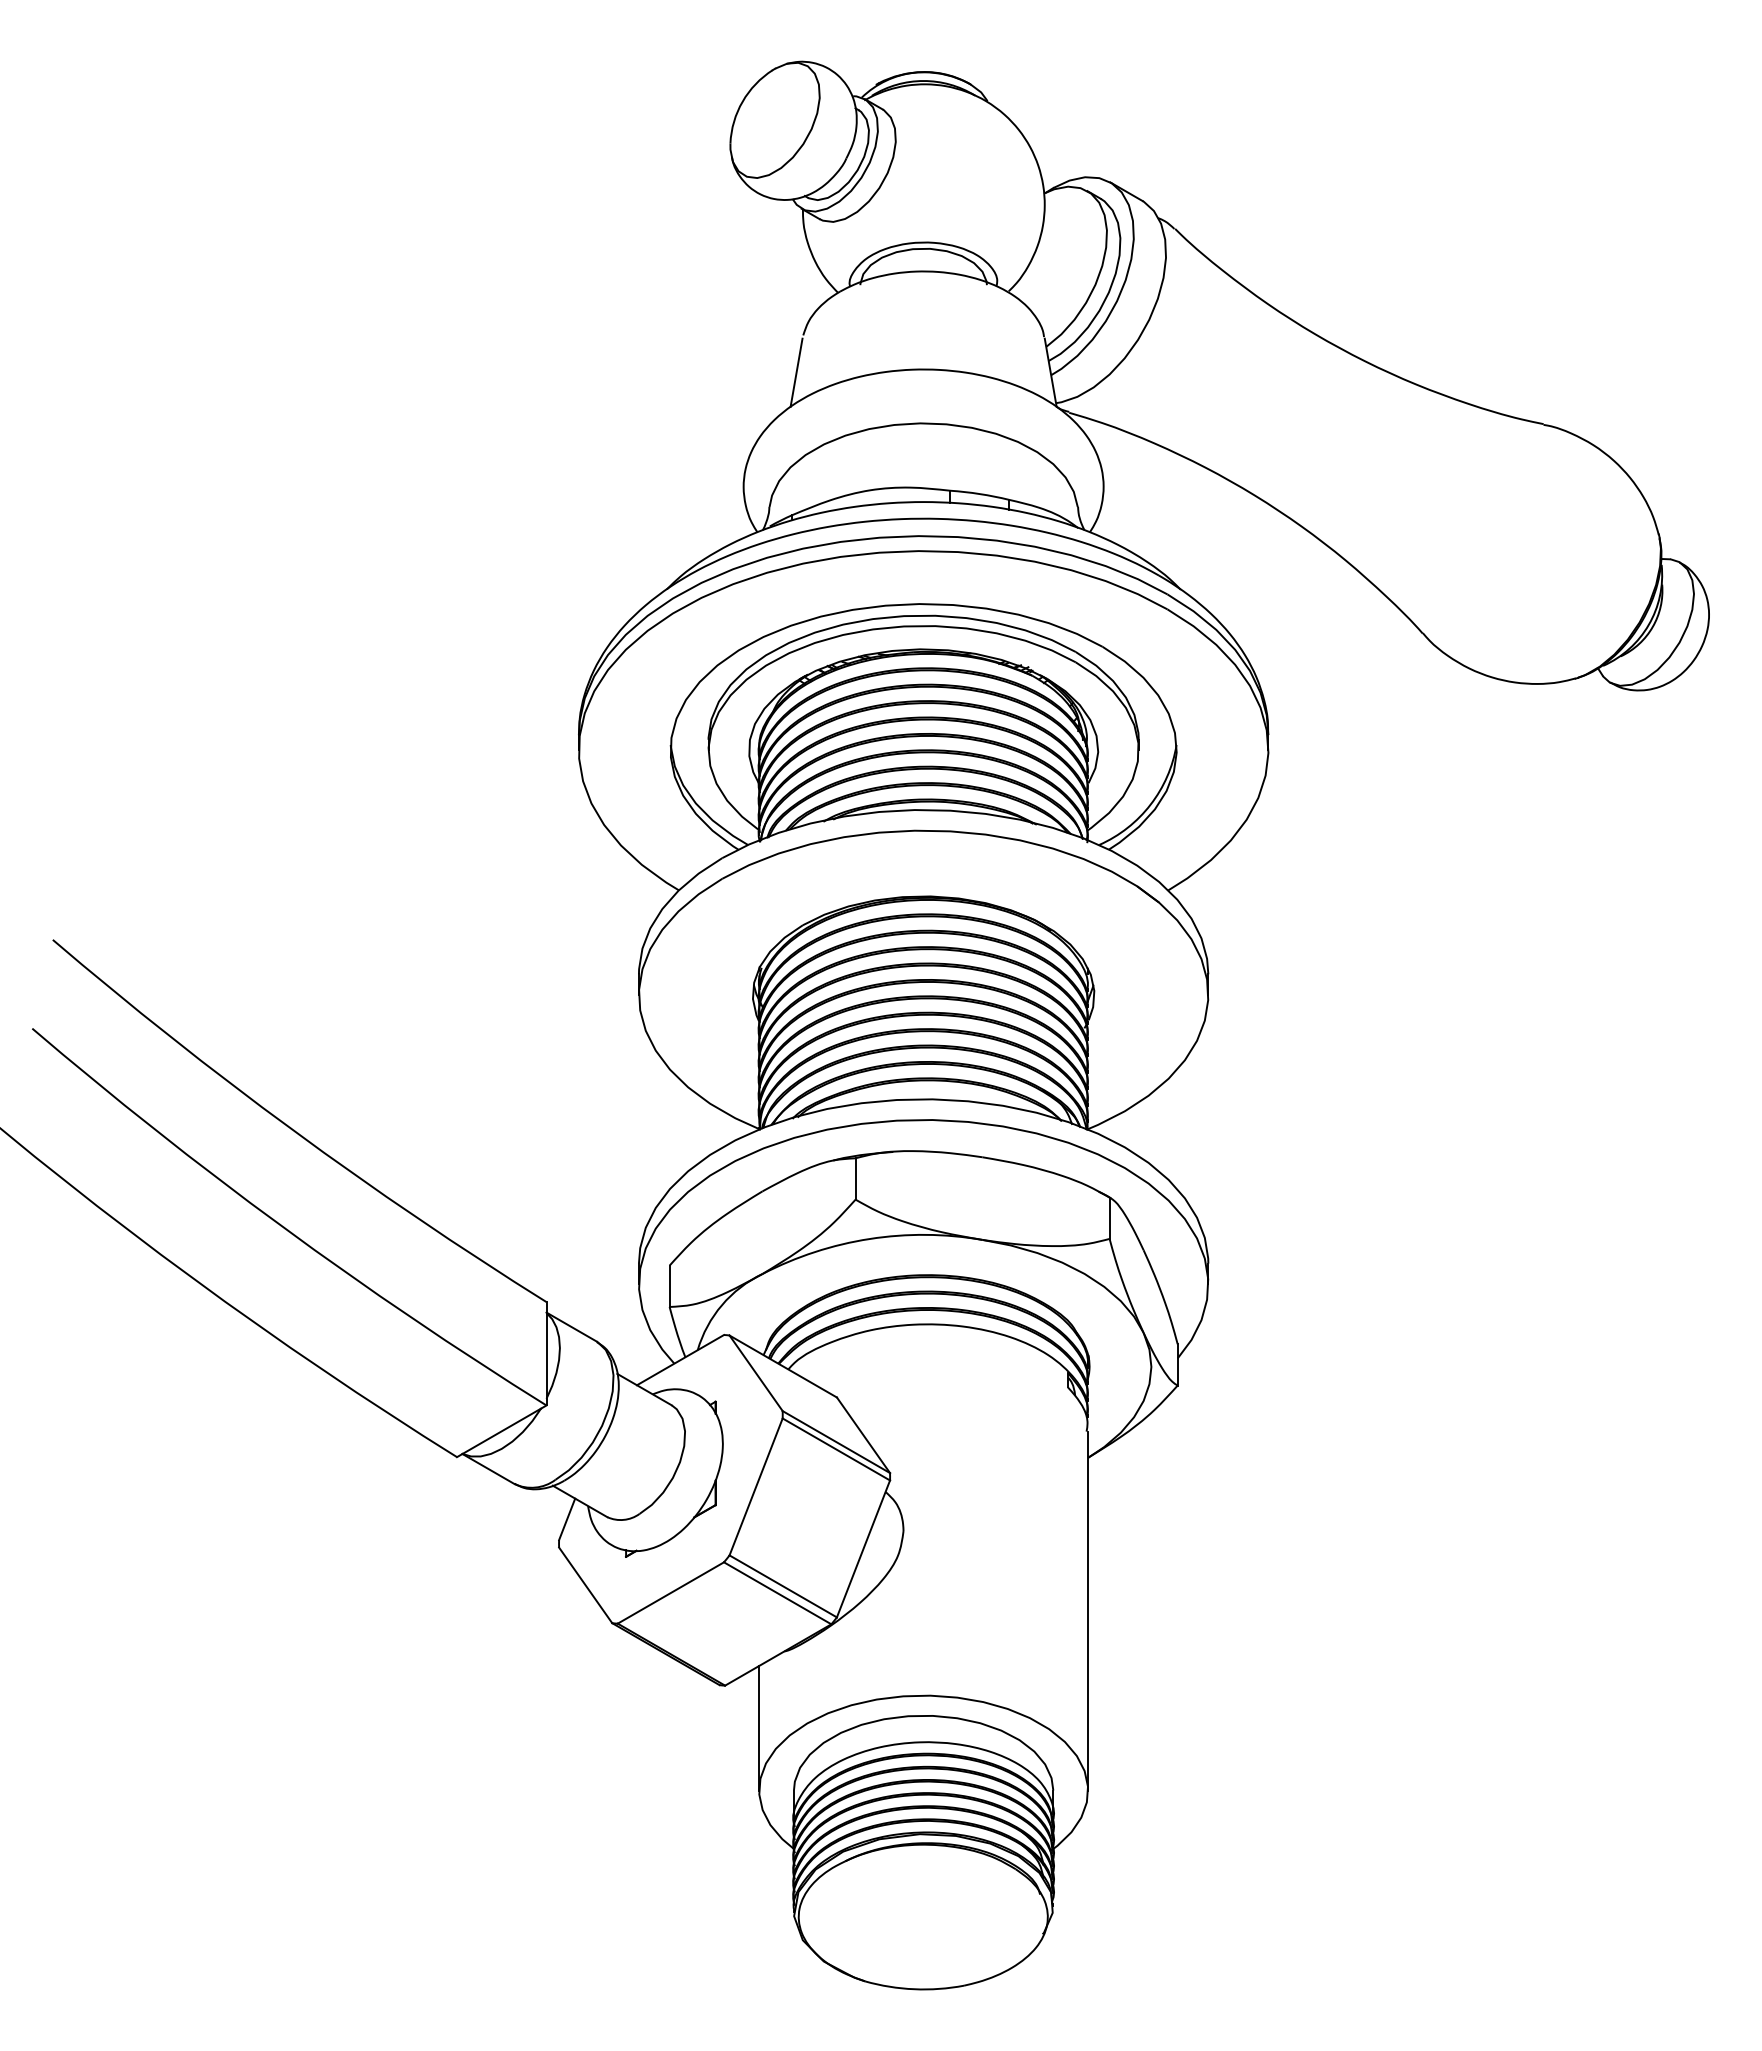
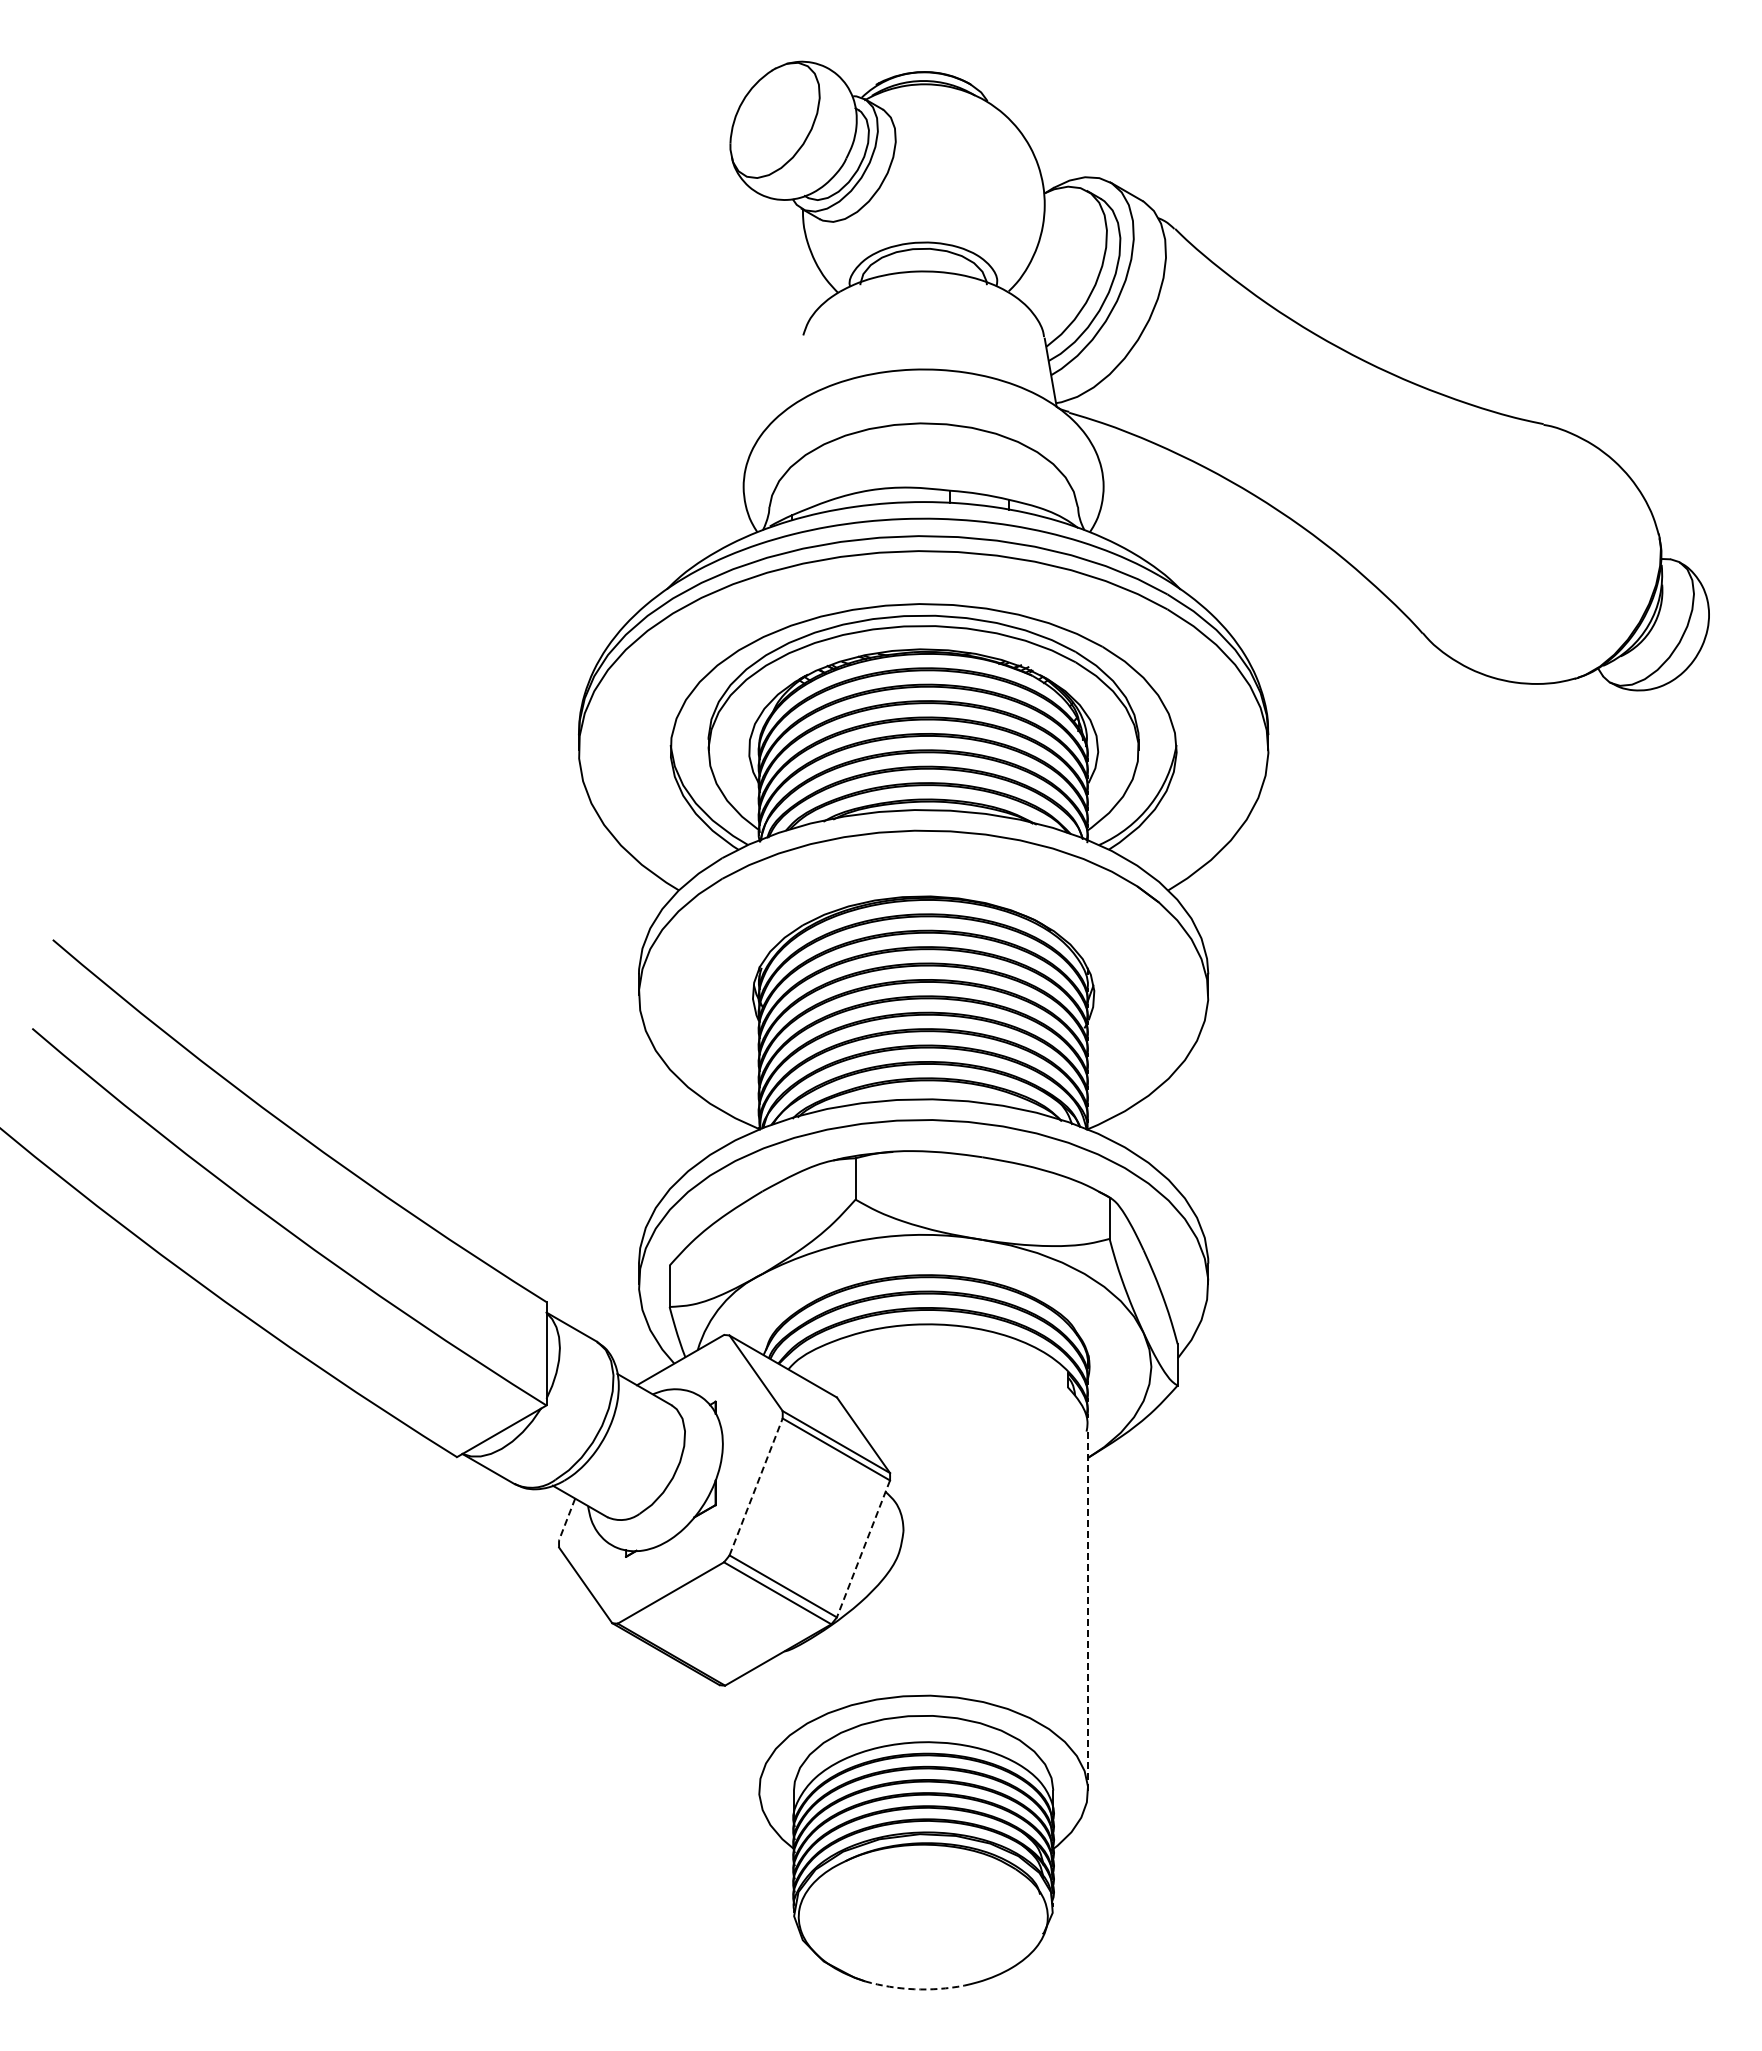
line: present -> none (796, 372)
line: solid -> dashed (756, 1486)
line: solid -> dashed (566, 1519)
line: solid -> dashed (863, 1549)
line: solid -> dashed (1088, 1610)
line: present -> none (759, 1727)
arc: solid -> dashed (914, 1989)
